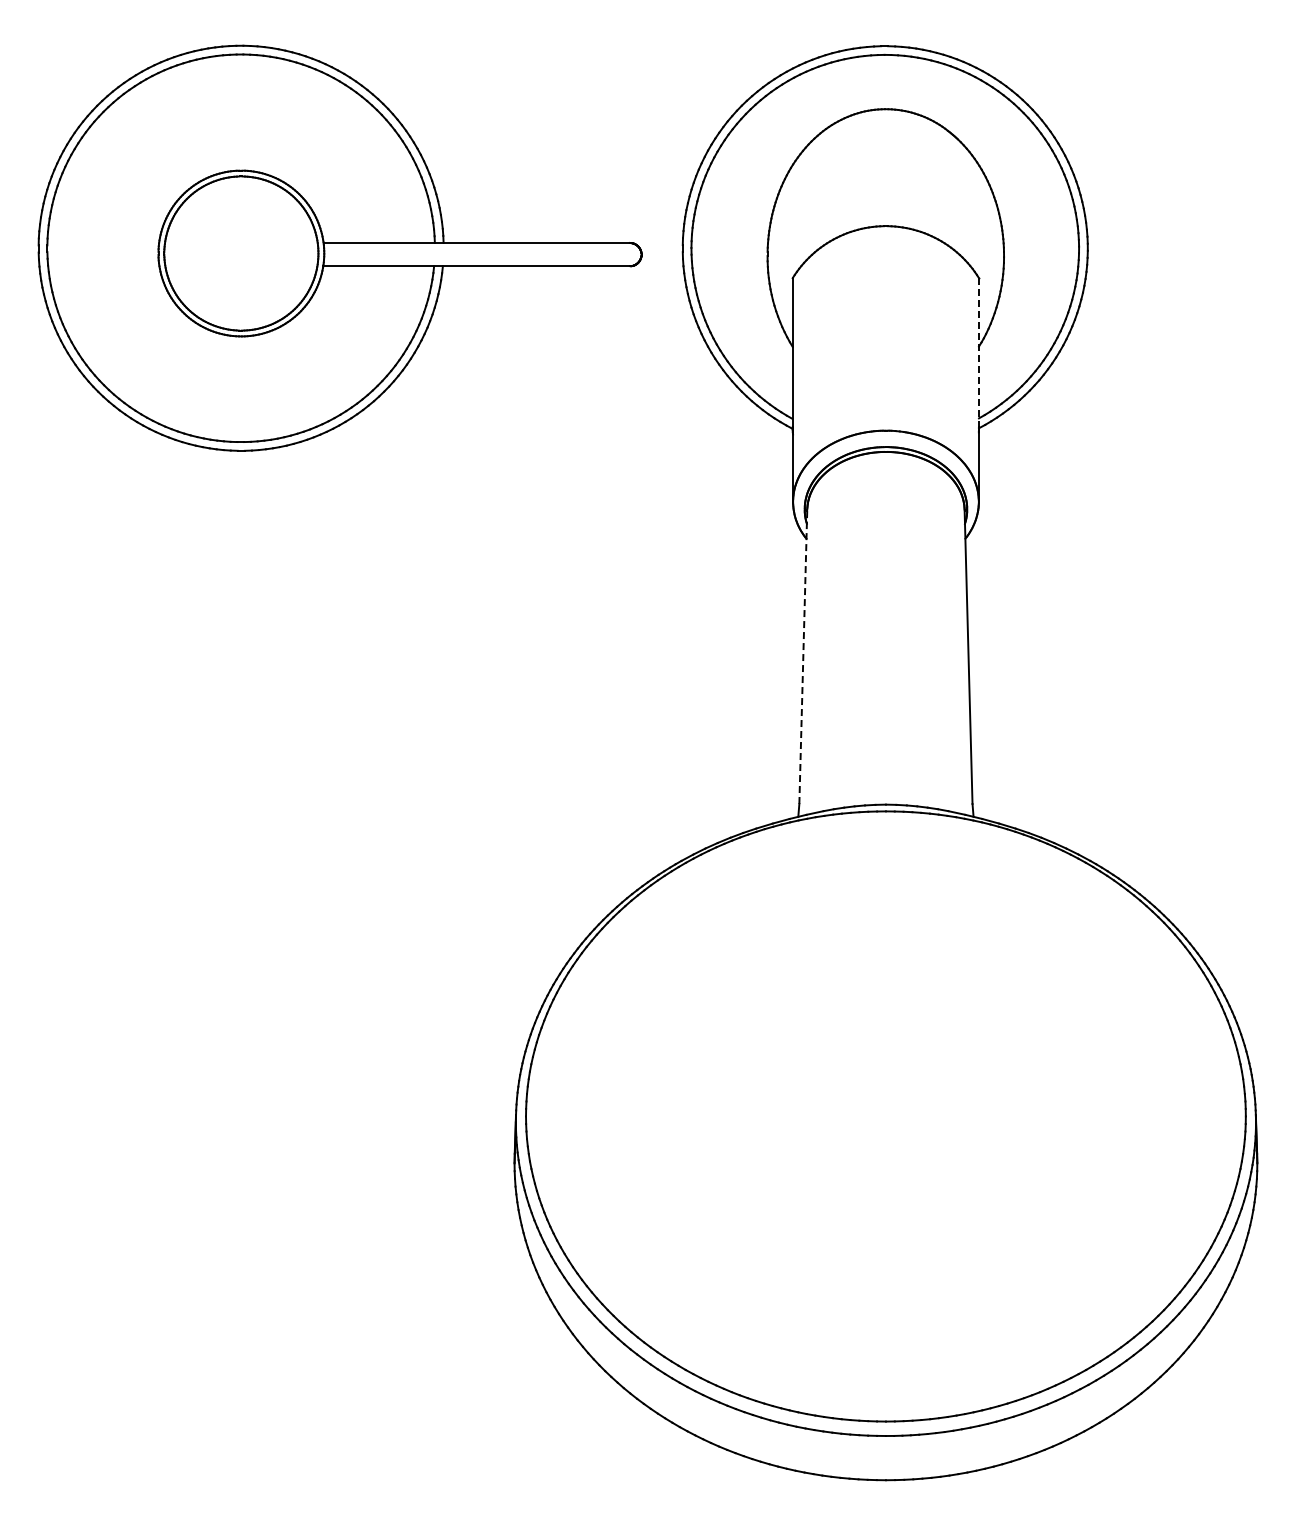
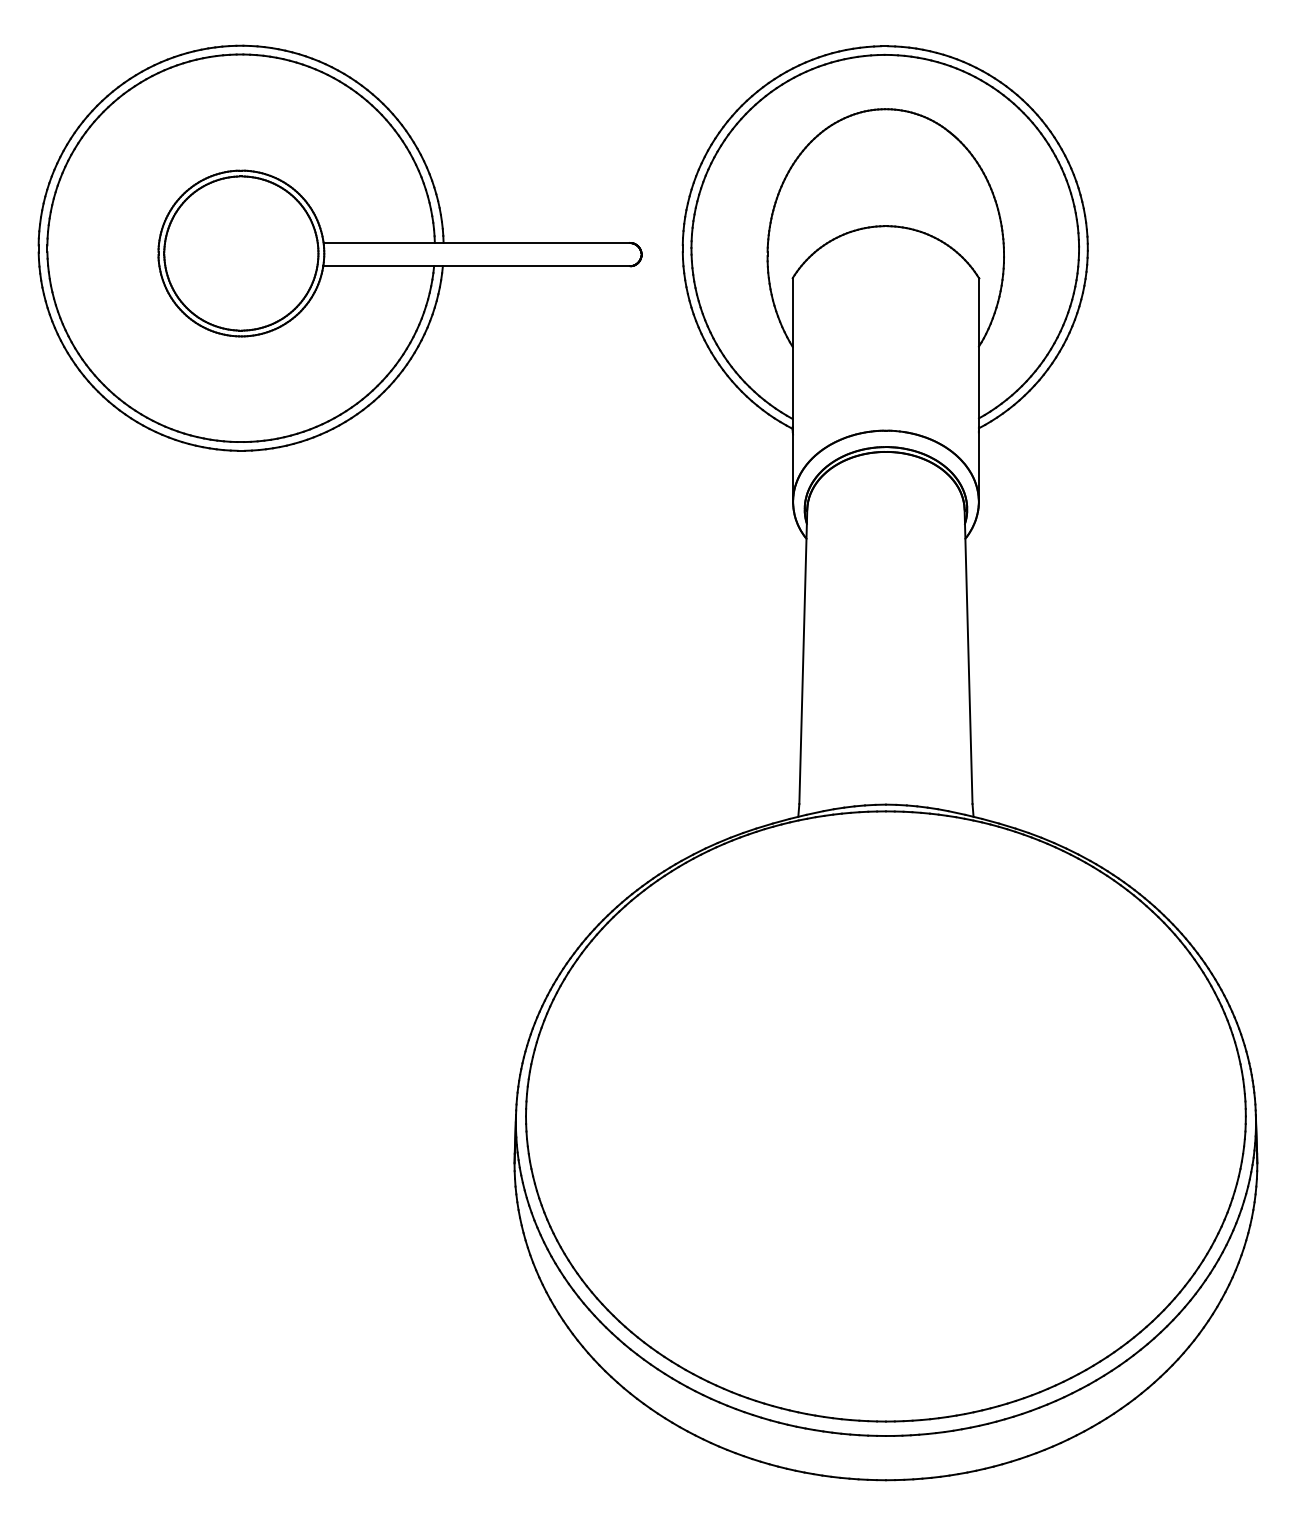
line: dashed -> solid (978, 352)
line: dashed -> solid (803, 656)
